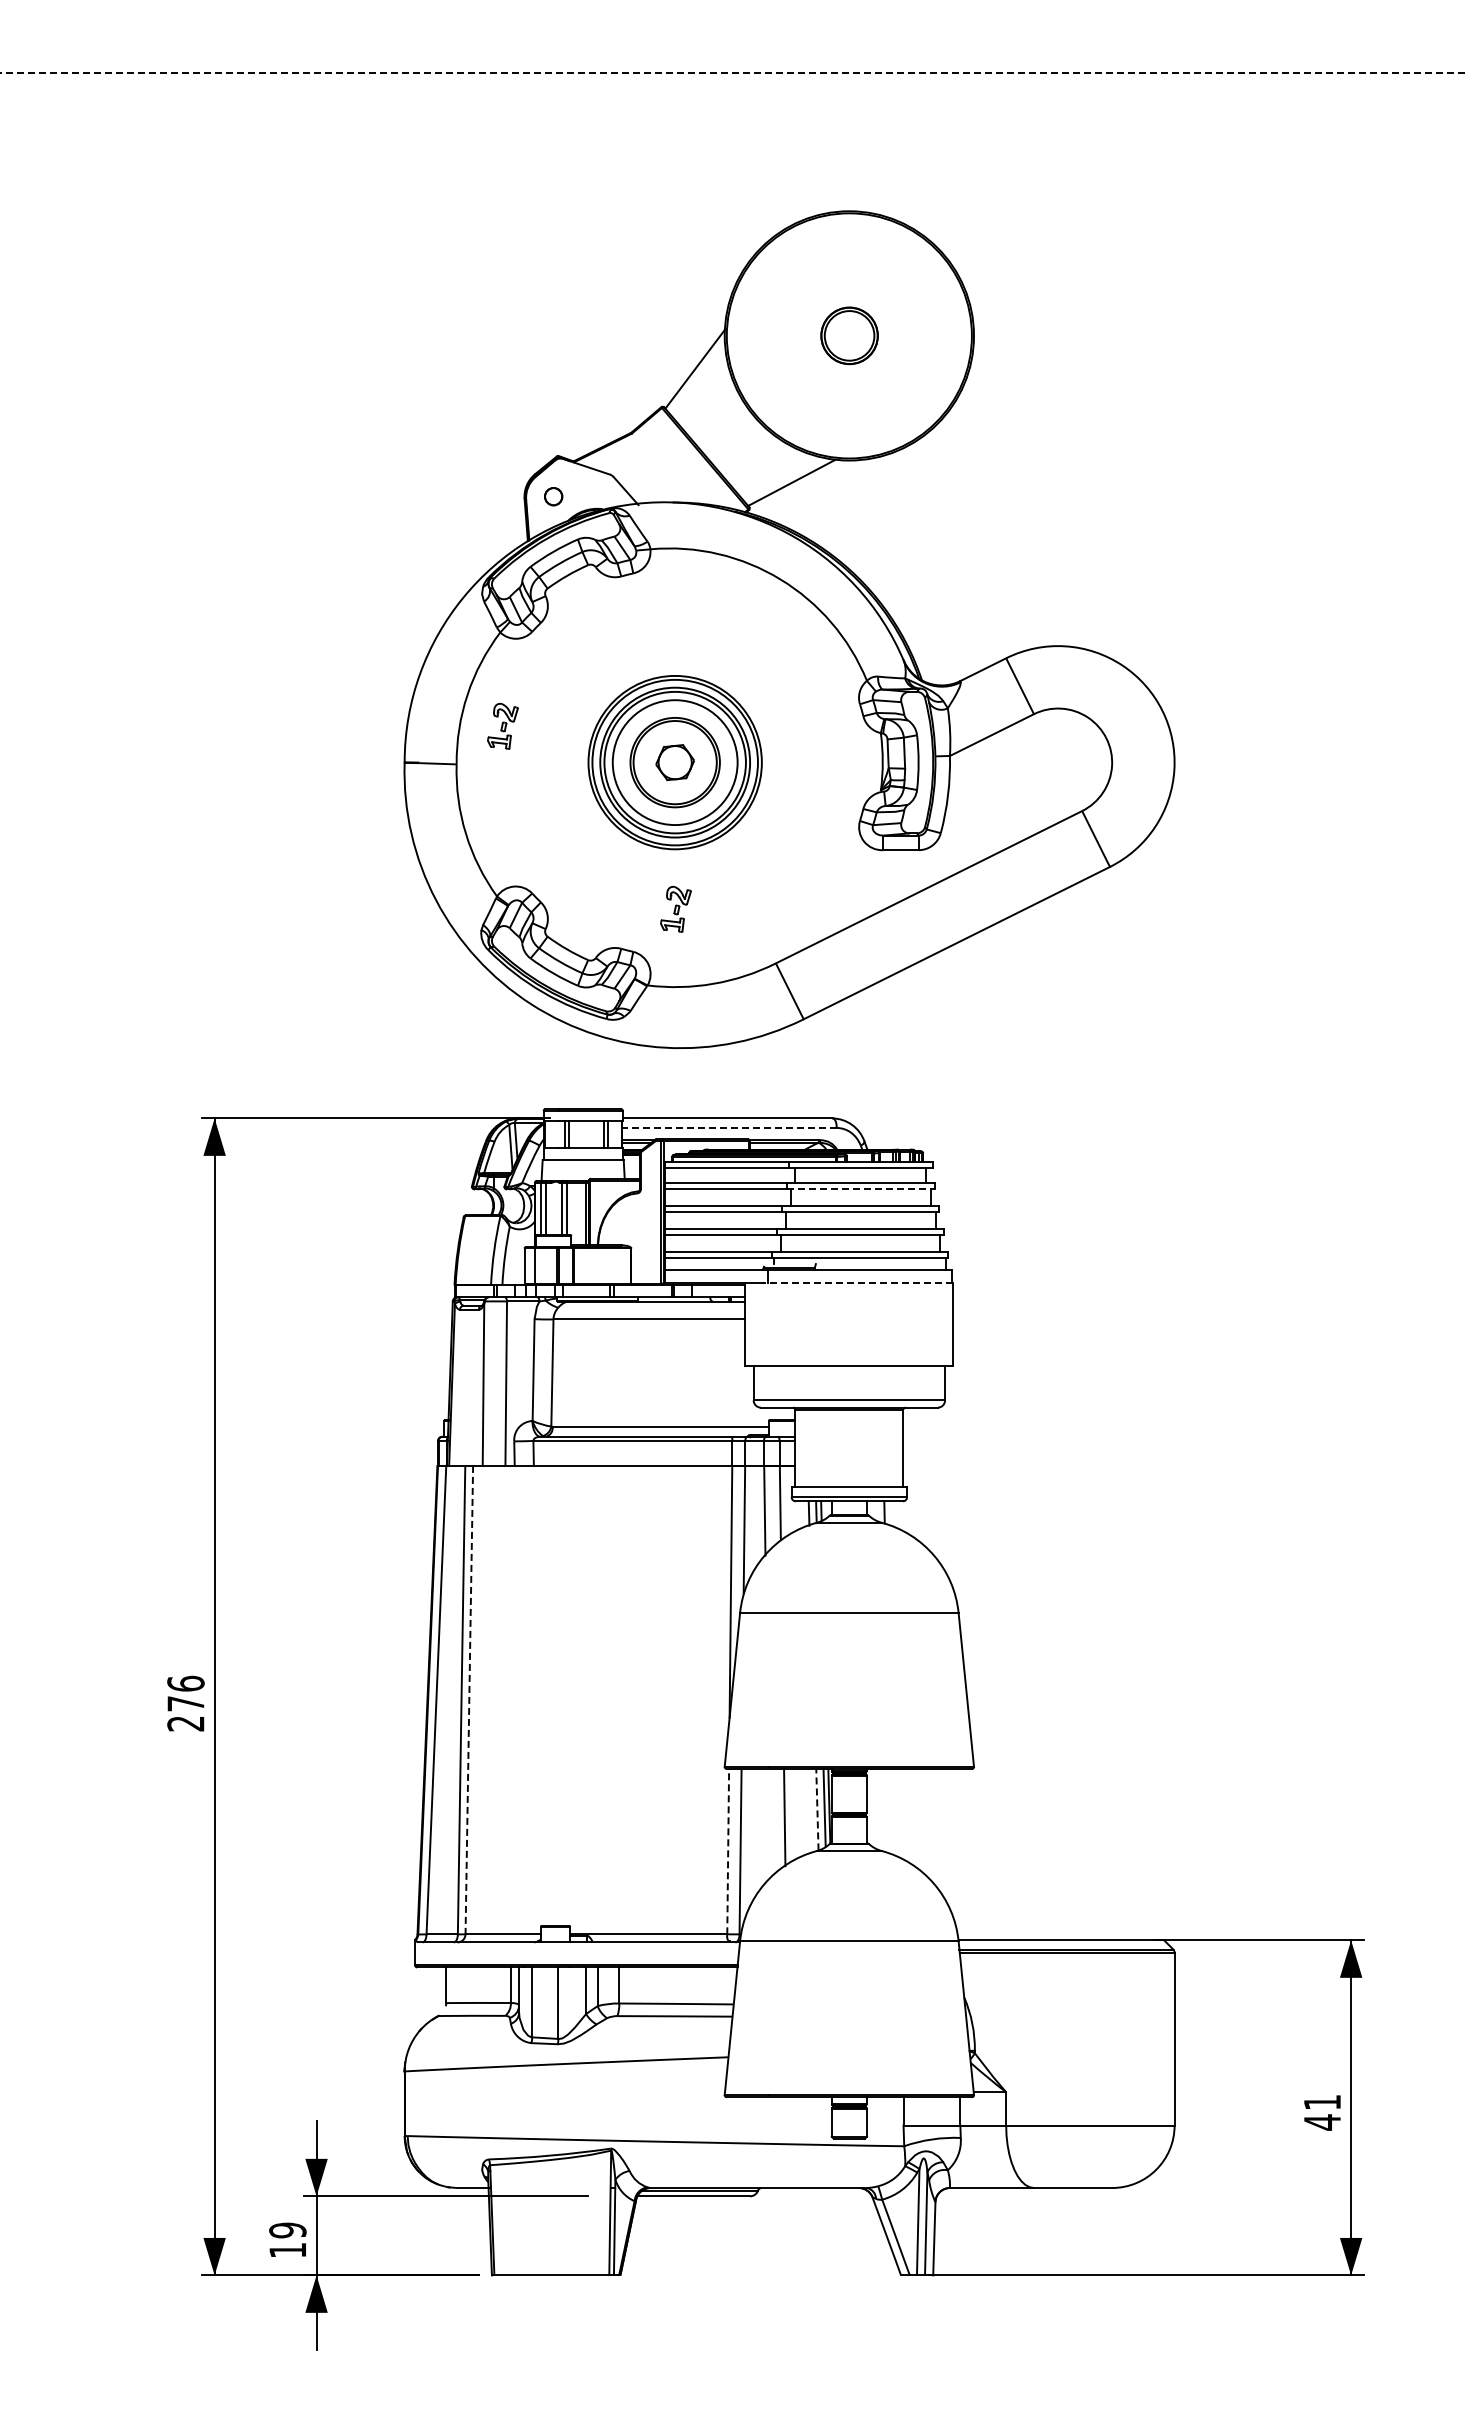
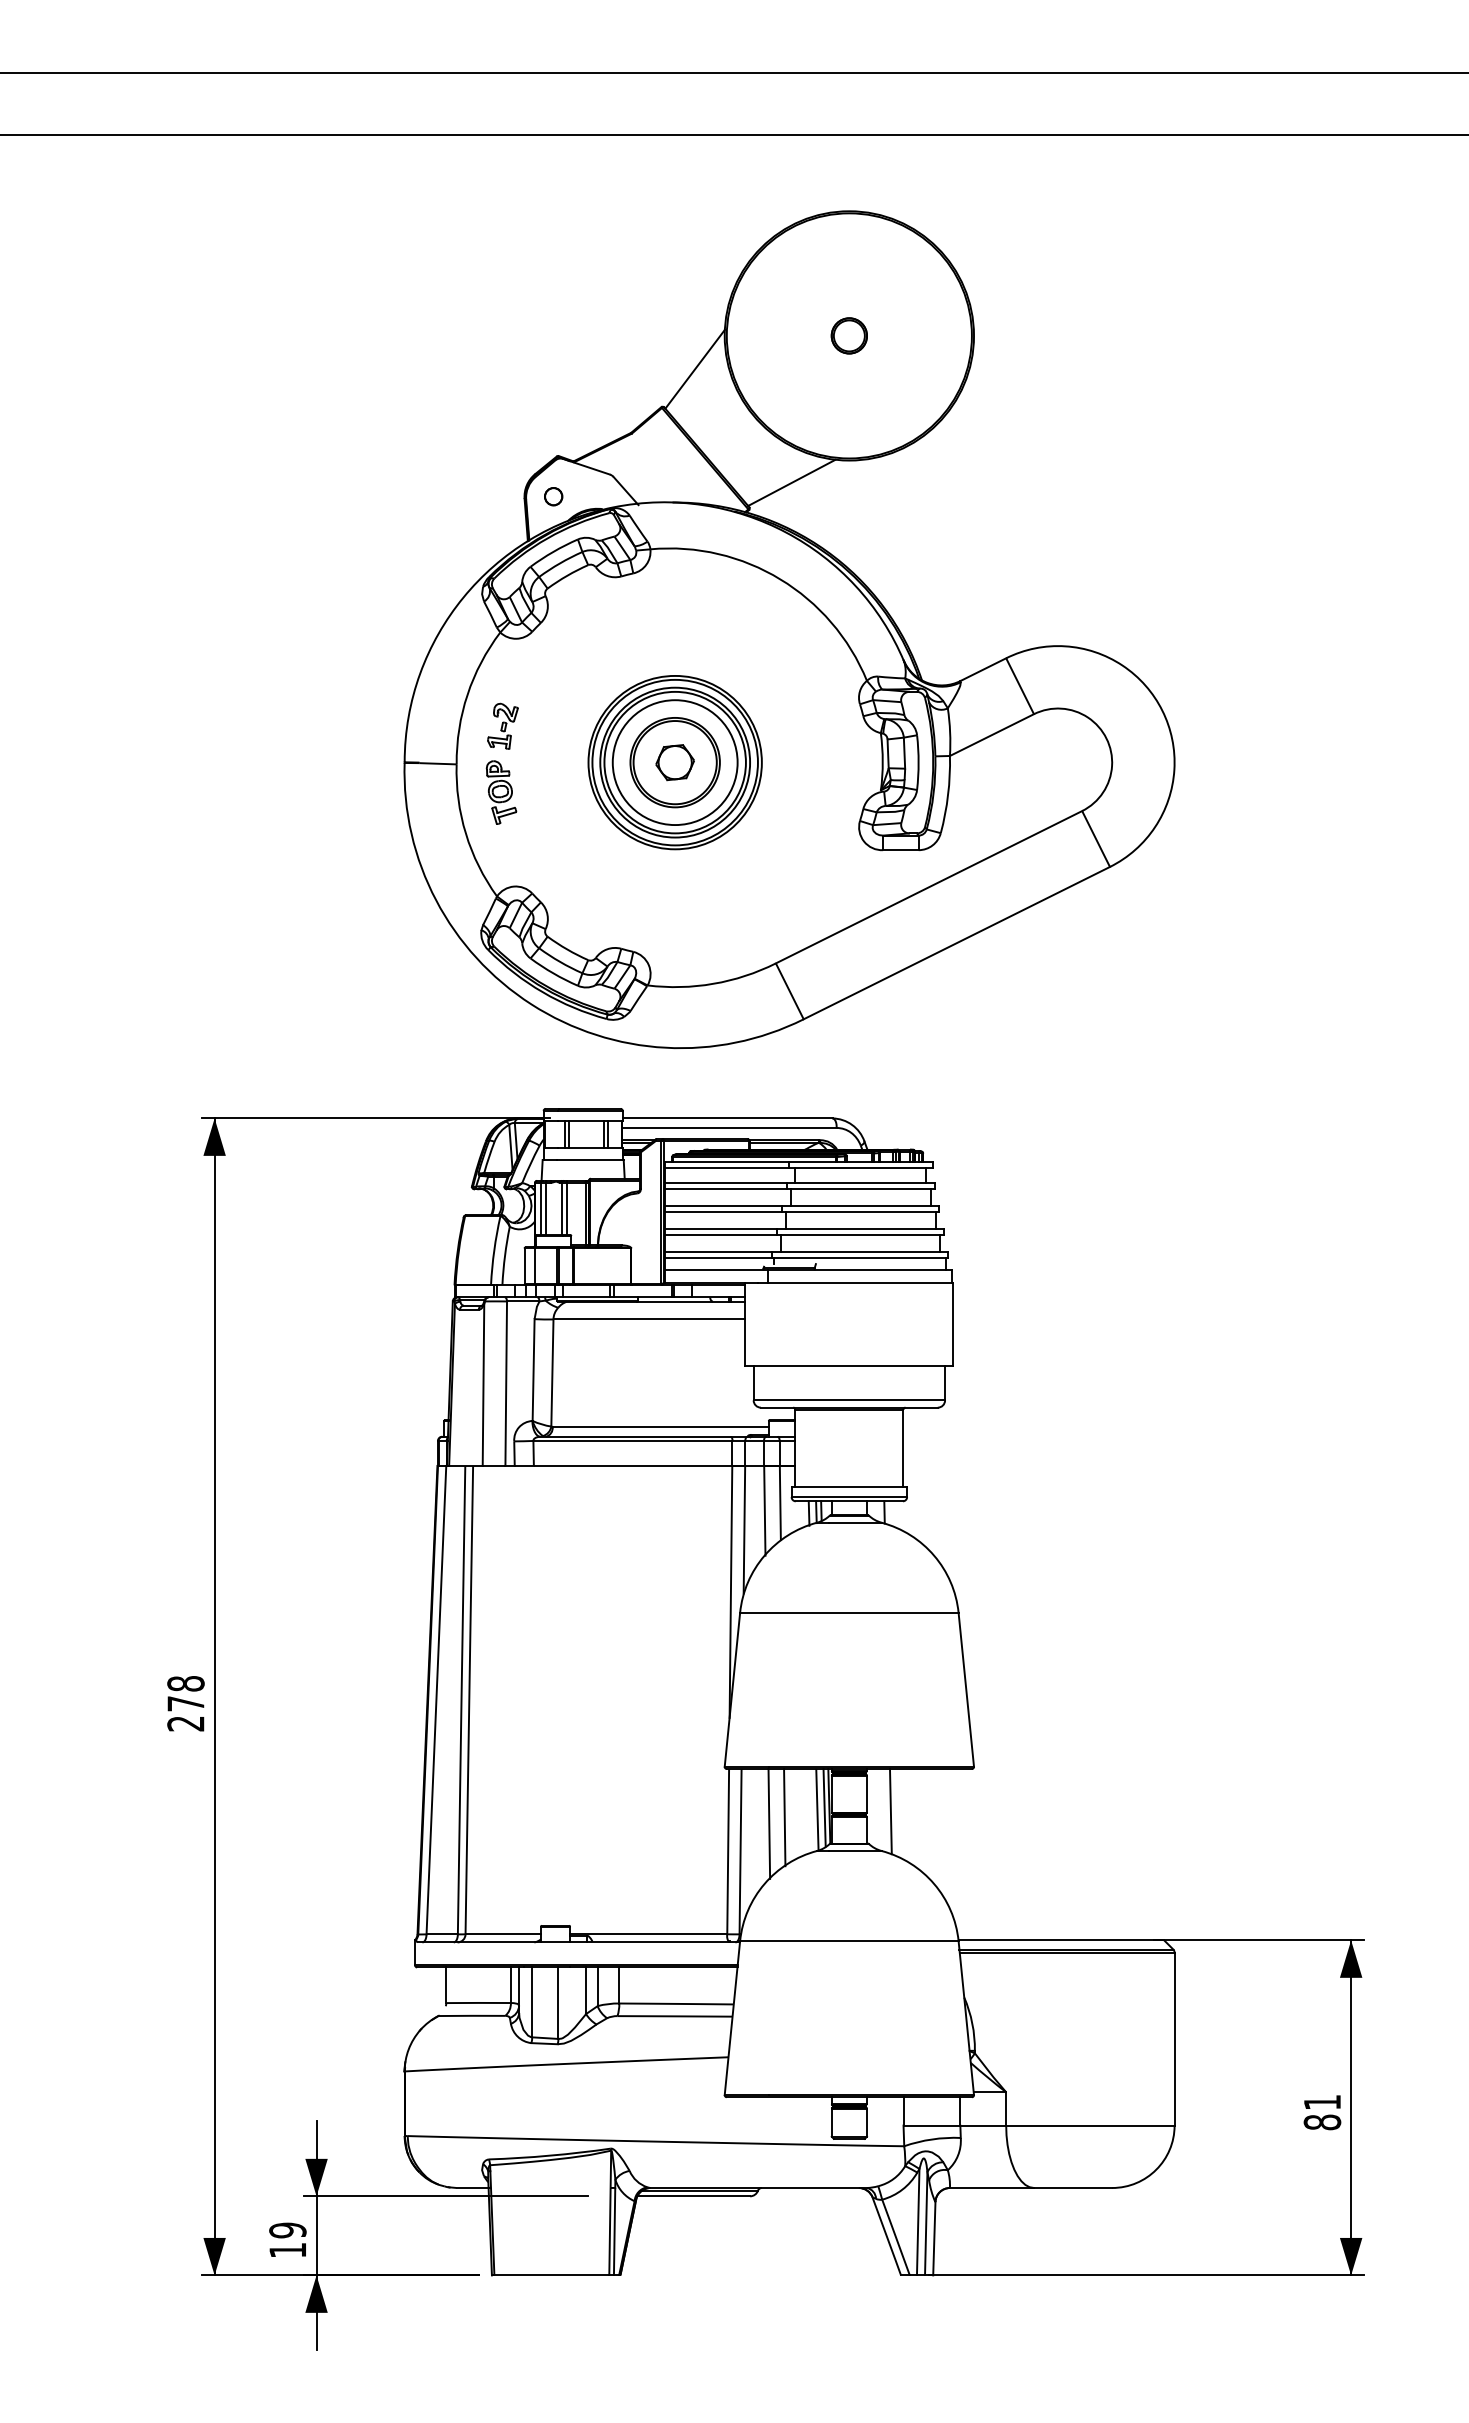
line: dashed -> solid (734, 72)
line: none -> present (733, 135)
part size: 59x60 px -> 38x38 px (848, 335)
part: none -> present (501, 792)
part: present -> none (675, 908)
line: dashed -> solid (729, 1127)
line: dashed -> solid (860, 1189)
line: dashed -> solid (855, 1282)
text: 276 -> 278 (185, 1683)
line: dashed -> solid (469, 1698)
line: dashed -> solid (817, 1808)
line: none -> present (890, 1811)
line: none -> present (769, 1823)
line: dashed -> solid (728, 1851)
text: 41 -> 81 (1322, 2122)
